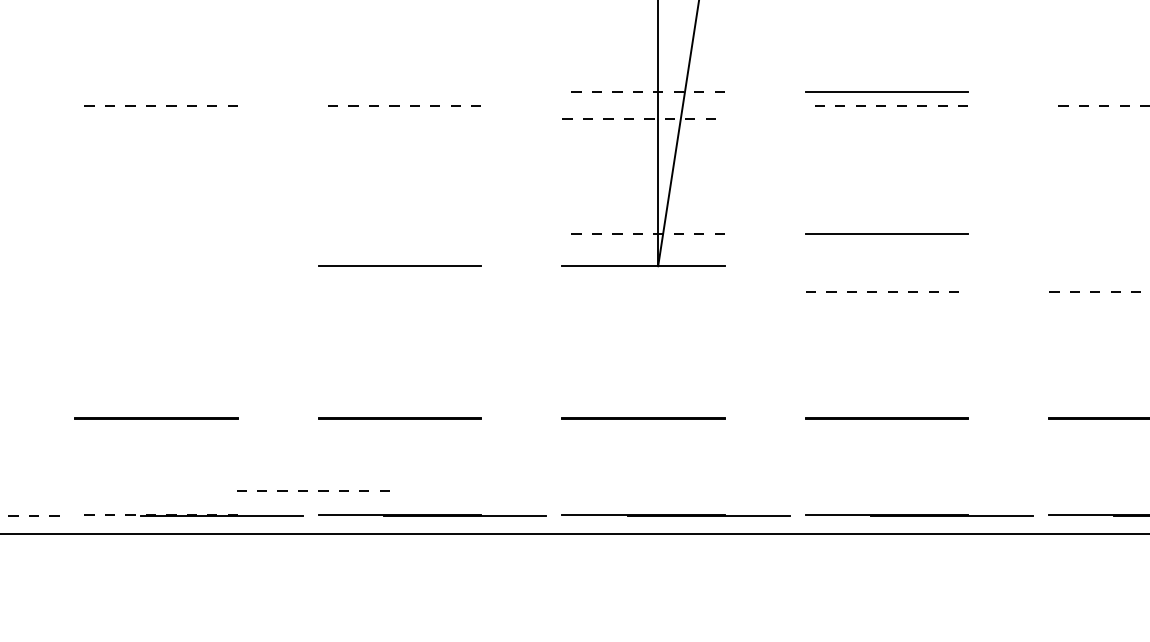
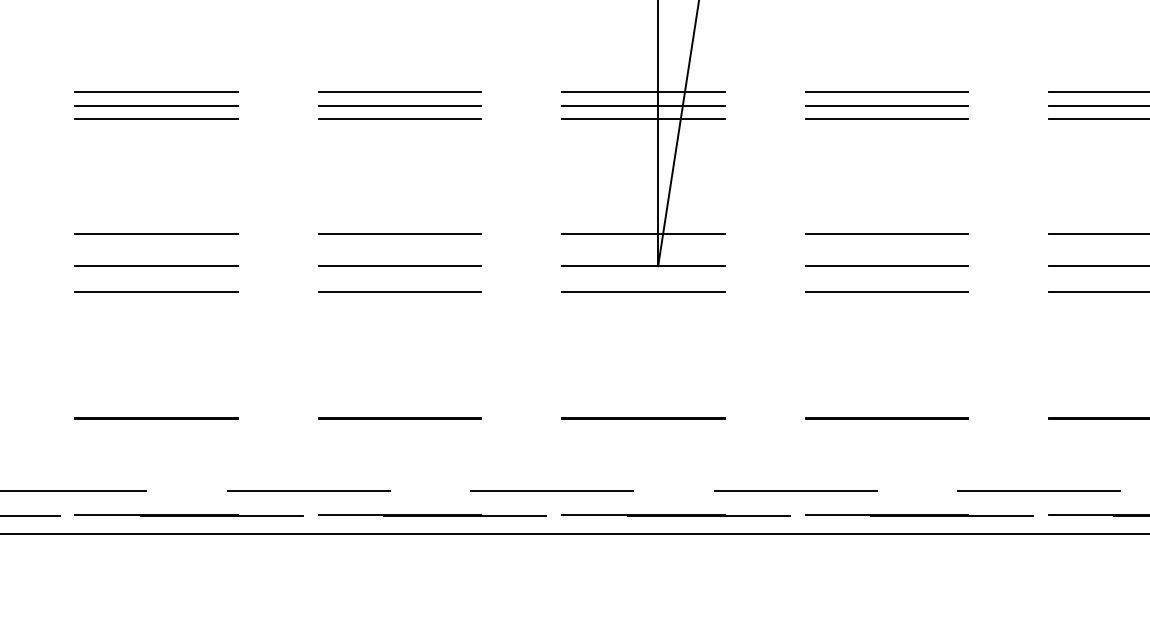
line: none -> present (399, 91)
line: none -> present (156, 92)
line: dashed -> solid (643, 92)
line: none -> present (1097, 92)
line: dashed -> solid (156, 105)
line: dashed -> solid (399, 105)
line: none -> present (643, 105)
line: dashed -> solid (886, 105)
line: dashed -> solid (1099, 105)
line: none -> present (156, 118)
line: none -> present (399, 118)
line: dashed -> solid (644, 118)
line: none -> present (886, 118)
line: none -> present (1097, 118)
line: none -> present (156, 233)
line: none -> present (399, 233)
line: dashed -> solid (643, 233)
line: none -> present (1097, 233)
line: none -> present (156, 266)
line: none -> present (886, 266)
line: none -> present (1097, 266)
line: none -> present (156, 292)
line: none -> present (399, 292)
line: none -> present (643, 292)
line: dashed -> solid (887, 292)
line: dashed -> solid (1100, 292)
line: none -> present (551, 490)
line: none -> present (74, 491)
line: dashed -> solid (308, 491)
line: none -> present (795, 491)
line: none -> present (1038, 491)
line: dashed -> solid (156, 514)
line: dashed -> solid (29, 515)
